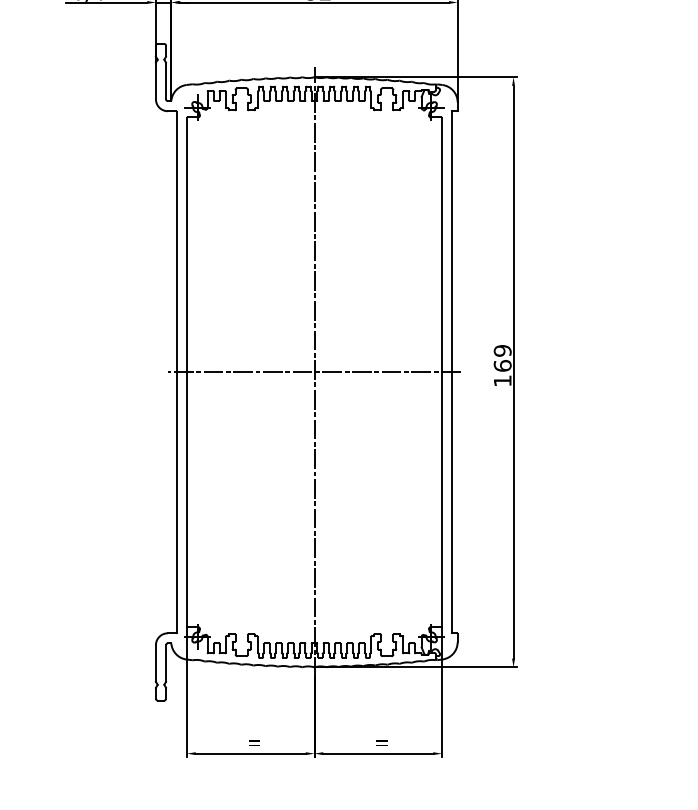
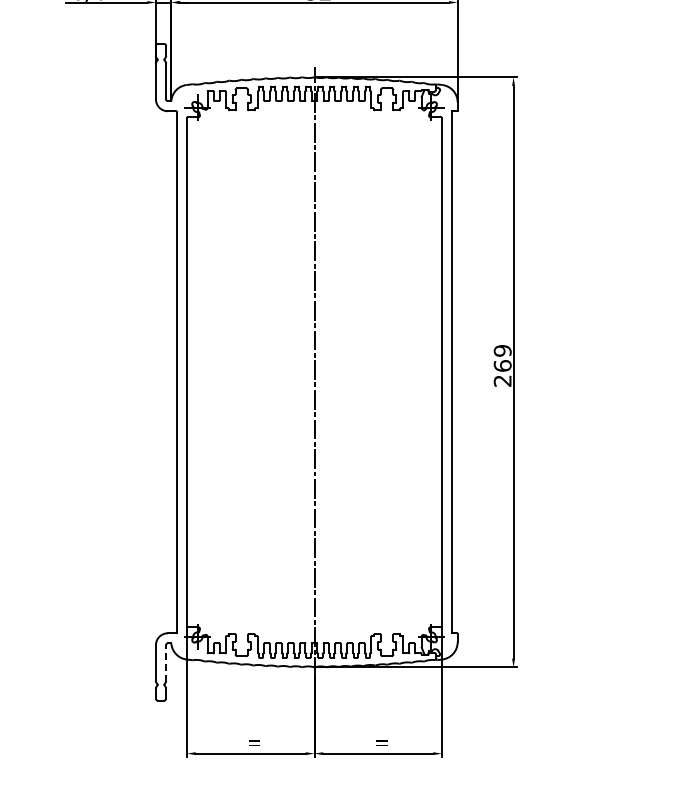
line: present -> none (314, 372)
text: 169 -> 269 (502, 380)
line: solid -> dashed (166, 662)
